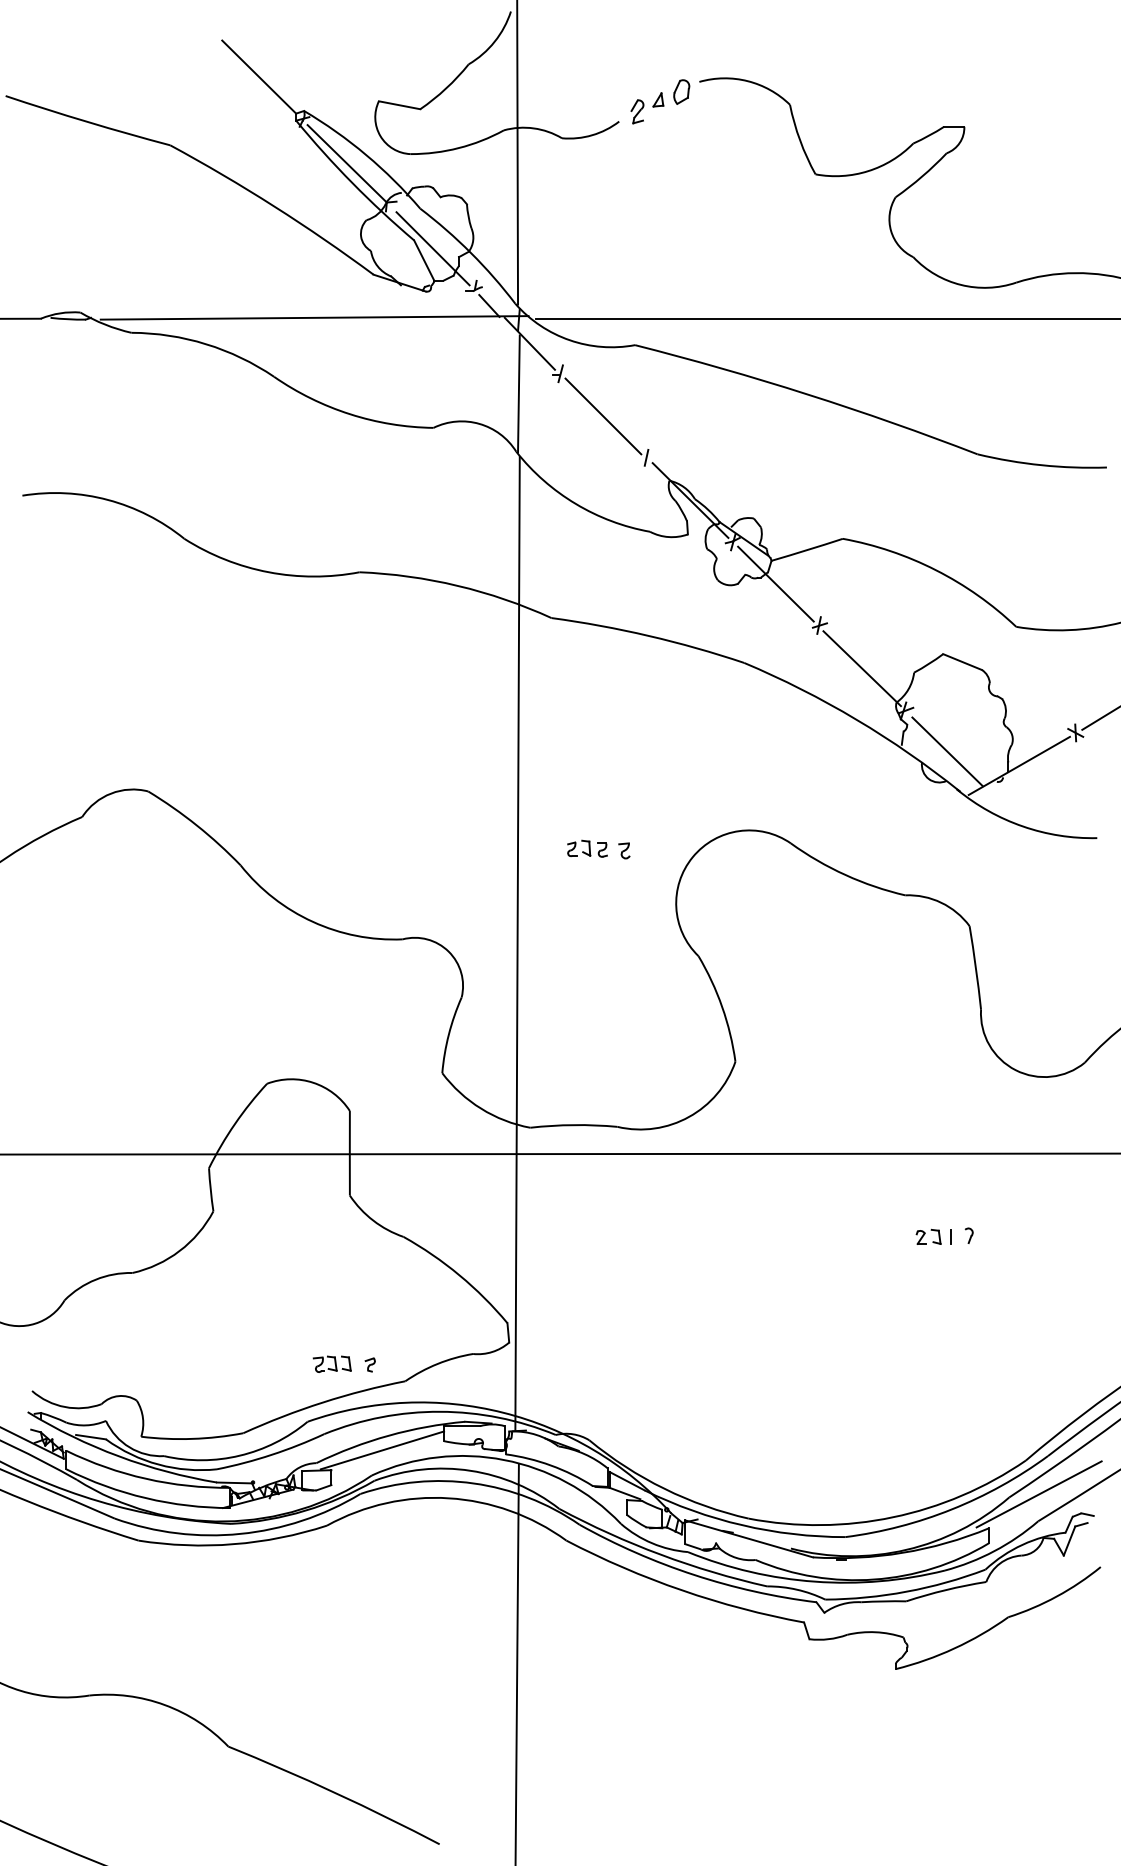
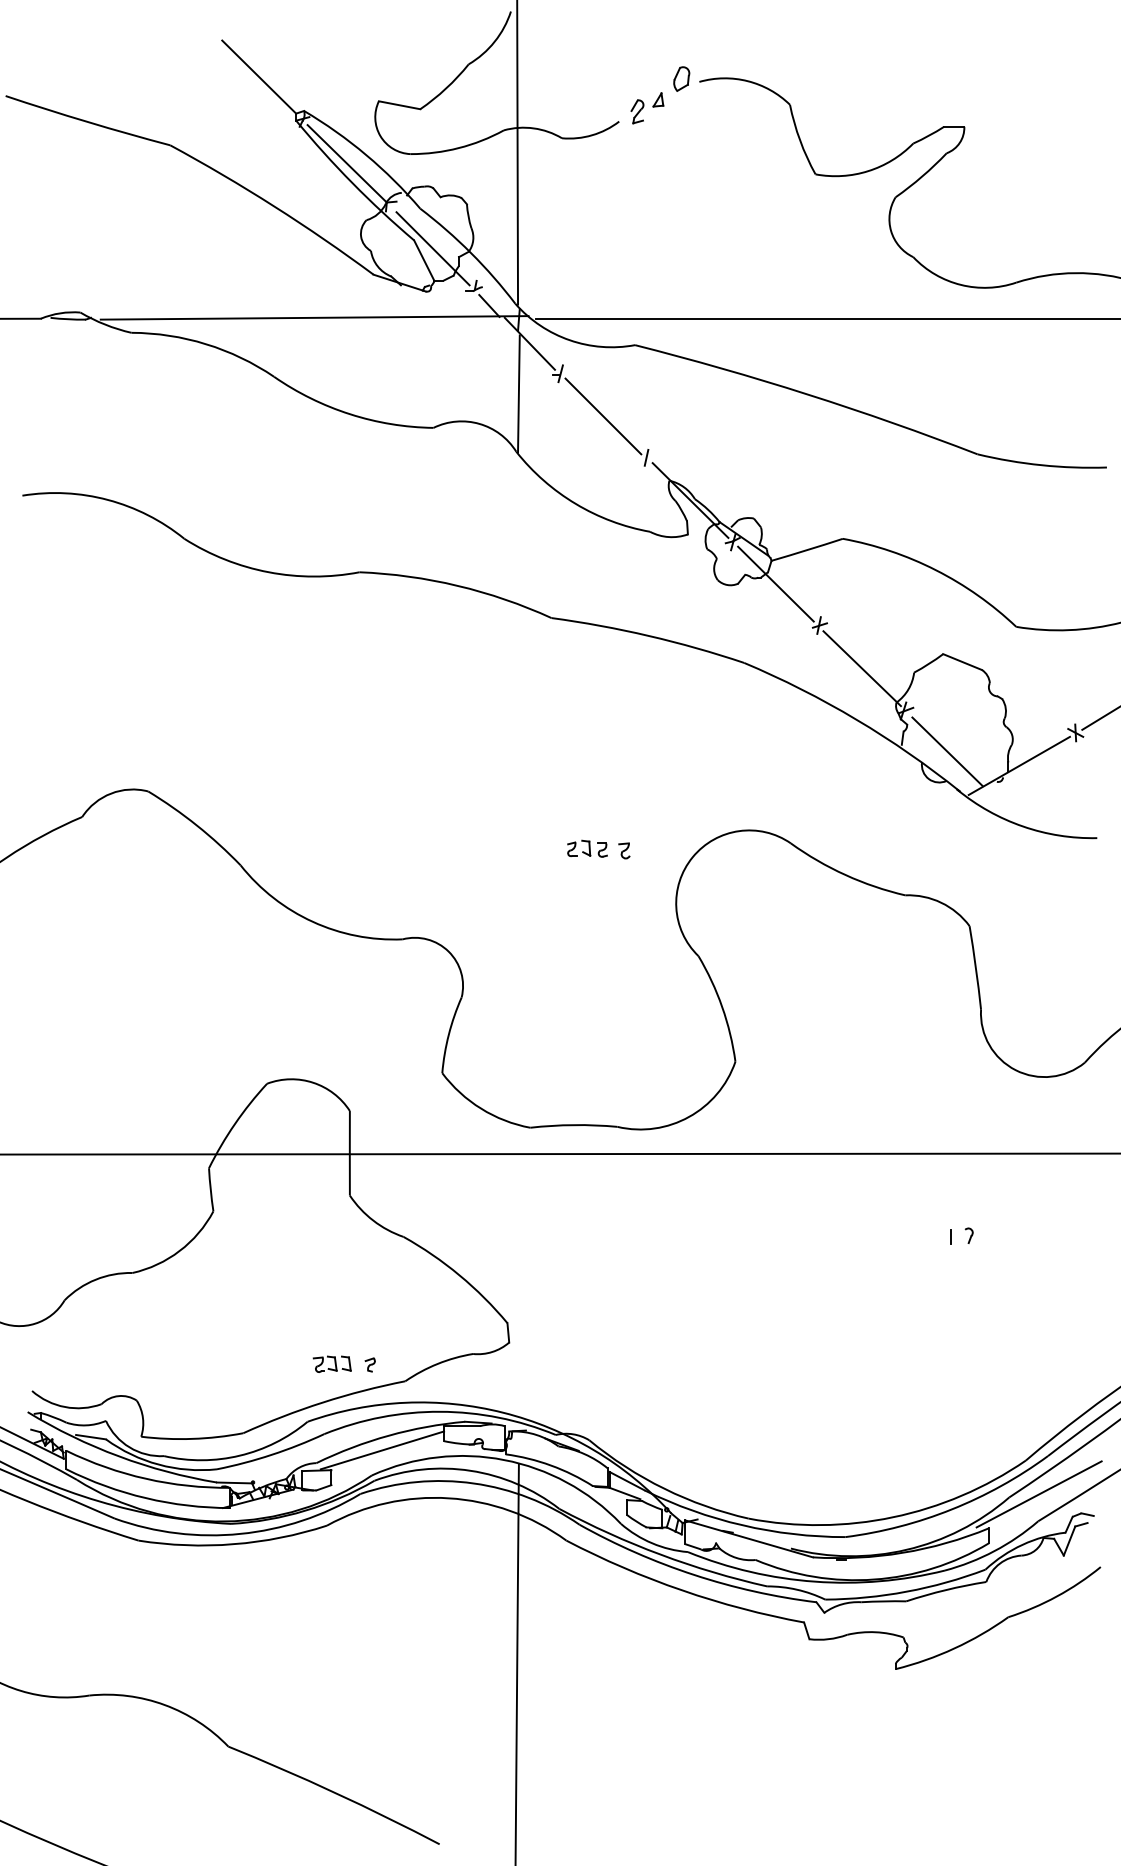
part position: (681, 91) -> (681, 78) (681, 78)
line: present -> none (517, 942)
part: present -> none (928, 1236)
